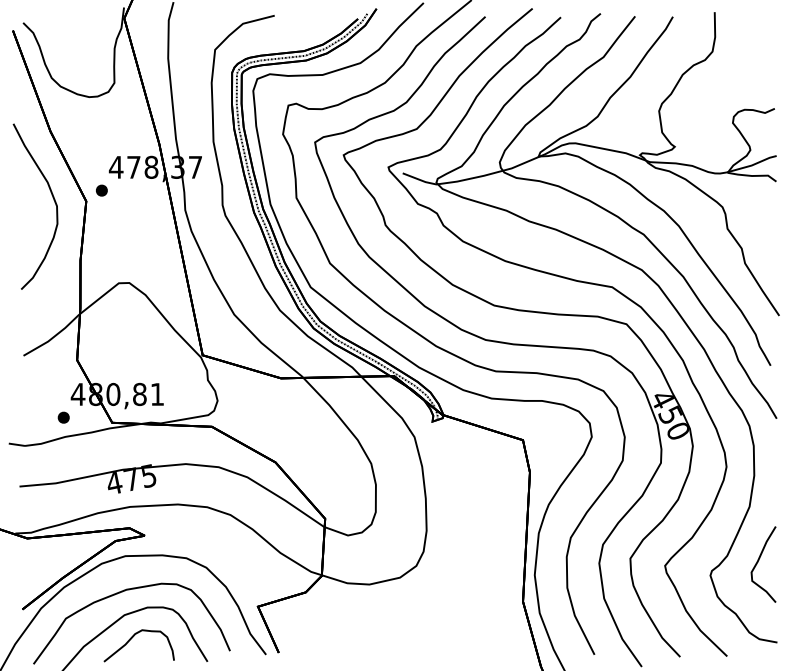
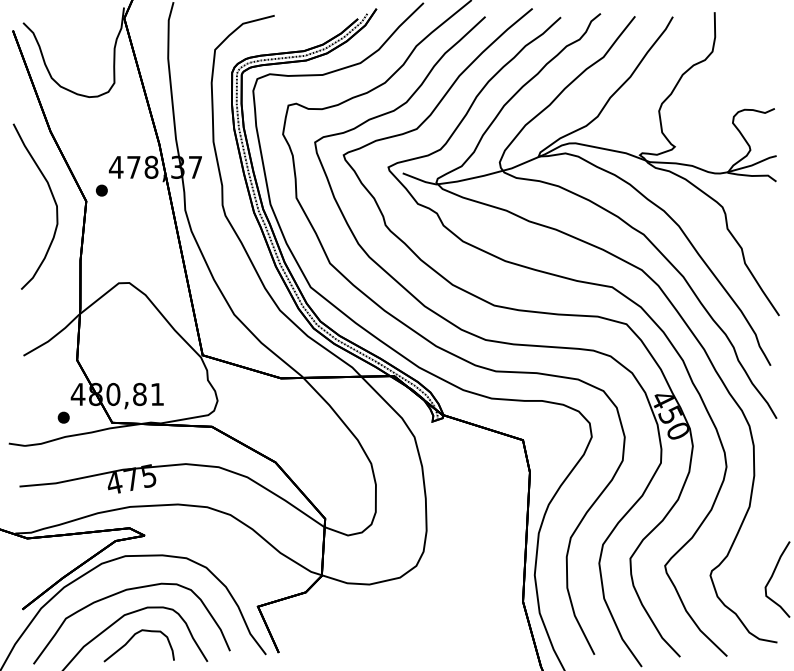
curve position: (758, 562) -> (772, 577) (772, 577)
